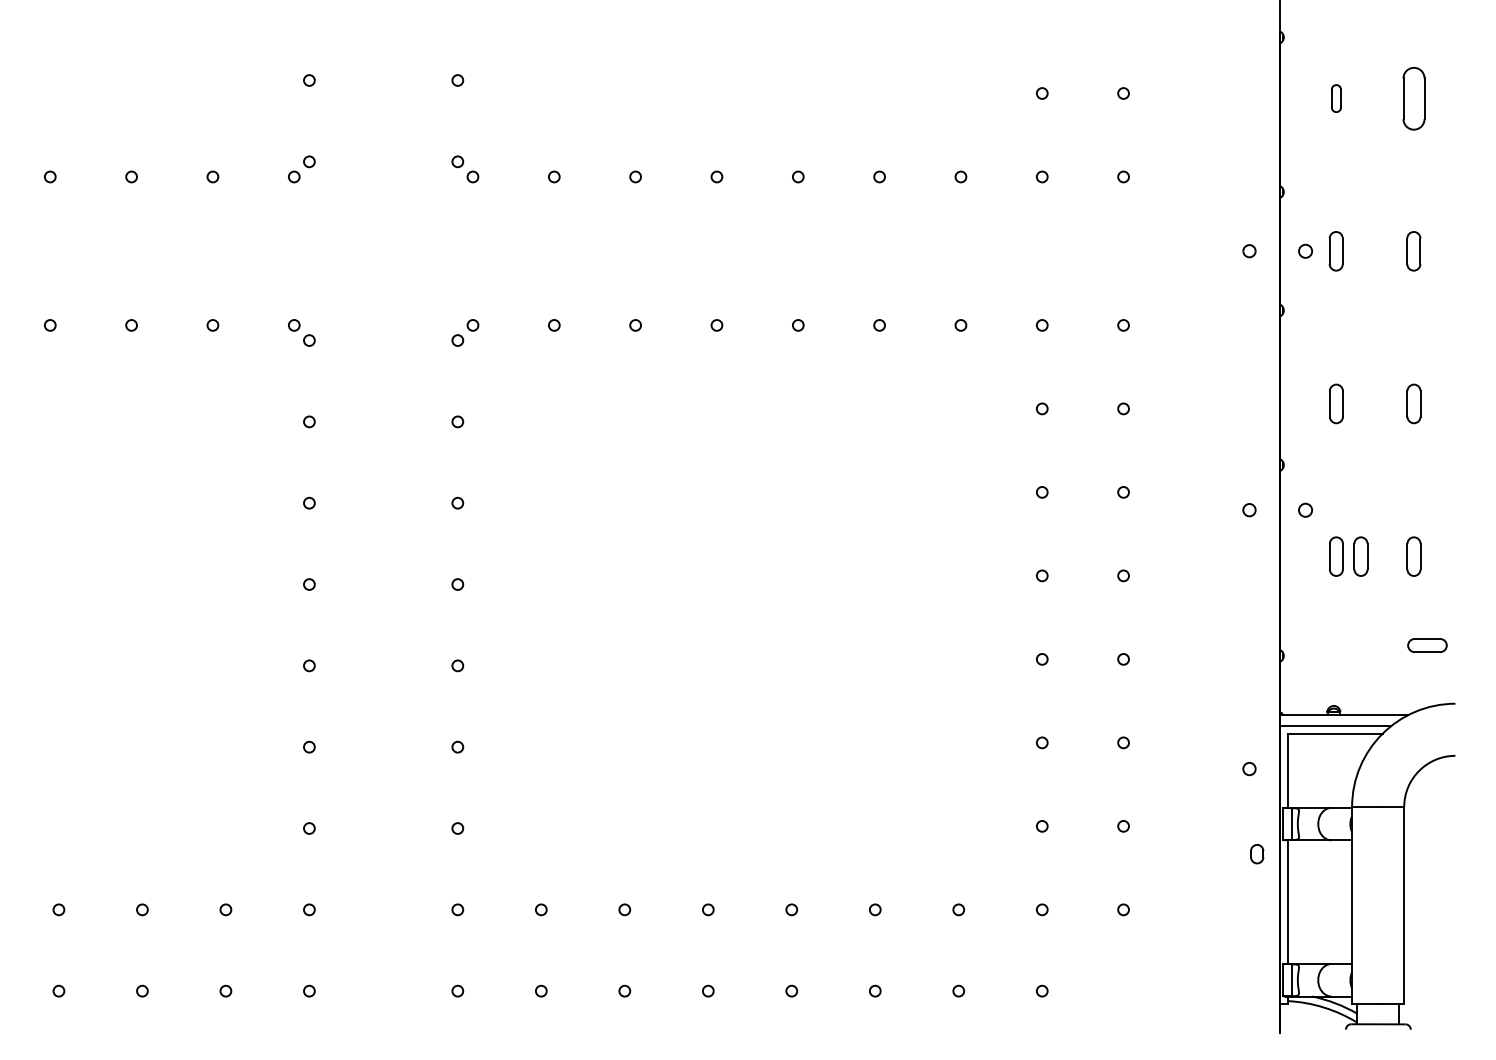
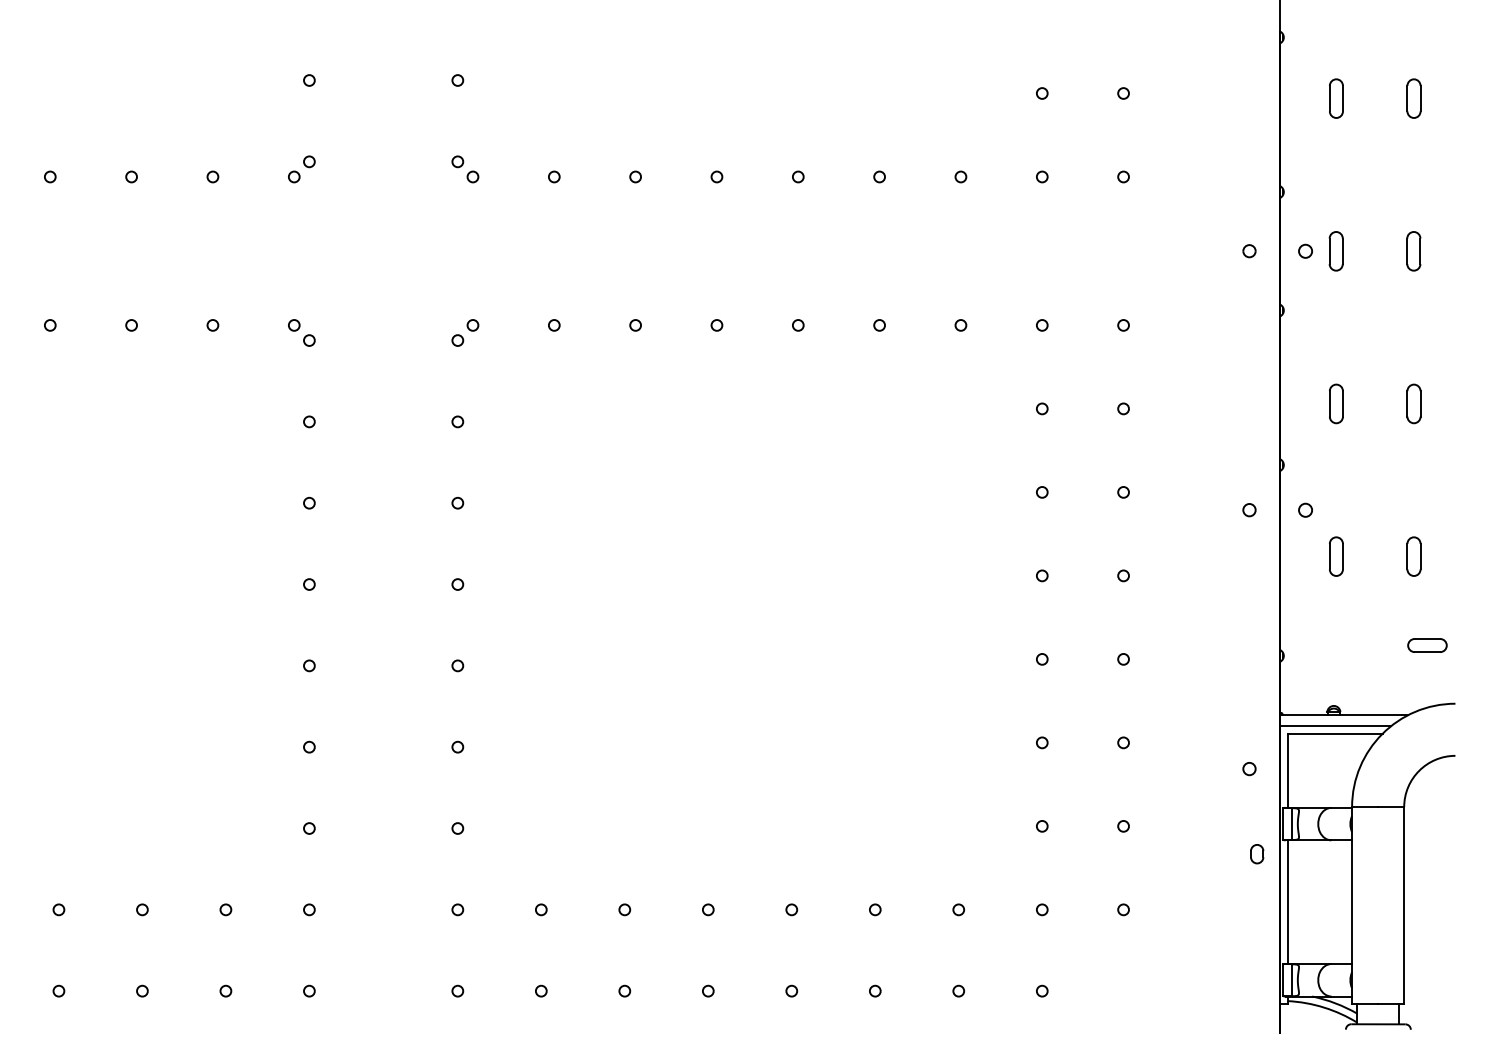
part size: 11x29 px -> 15x41 px (1336, 98)
part size: 24x64 px -> 16x41 px (1413, 98)
part: present -> none (1360, 556)
